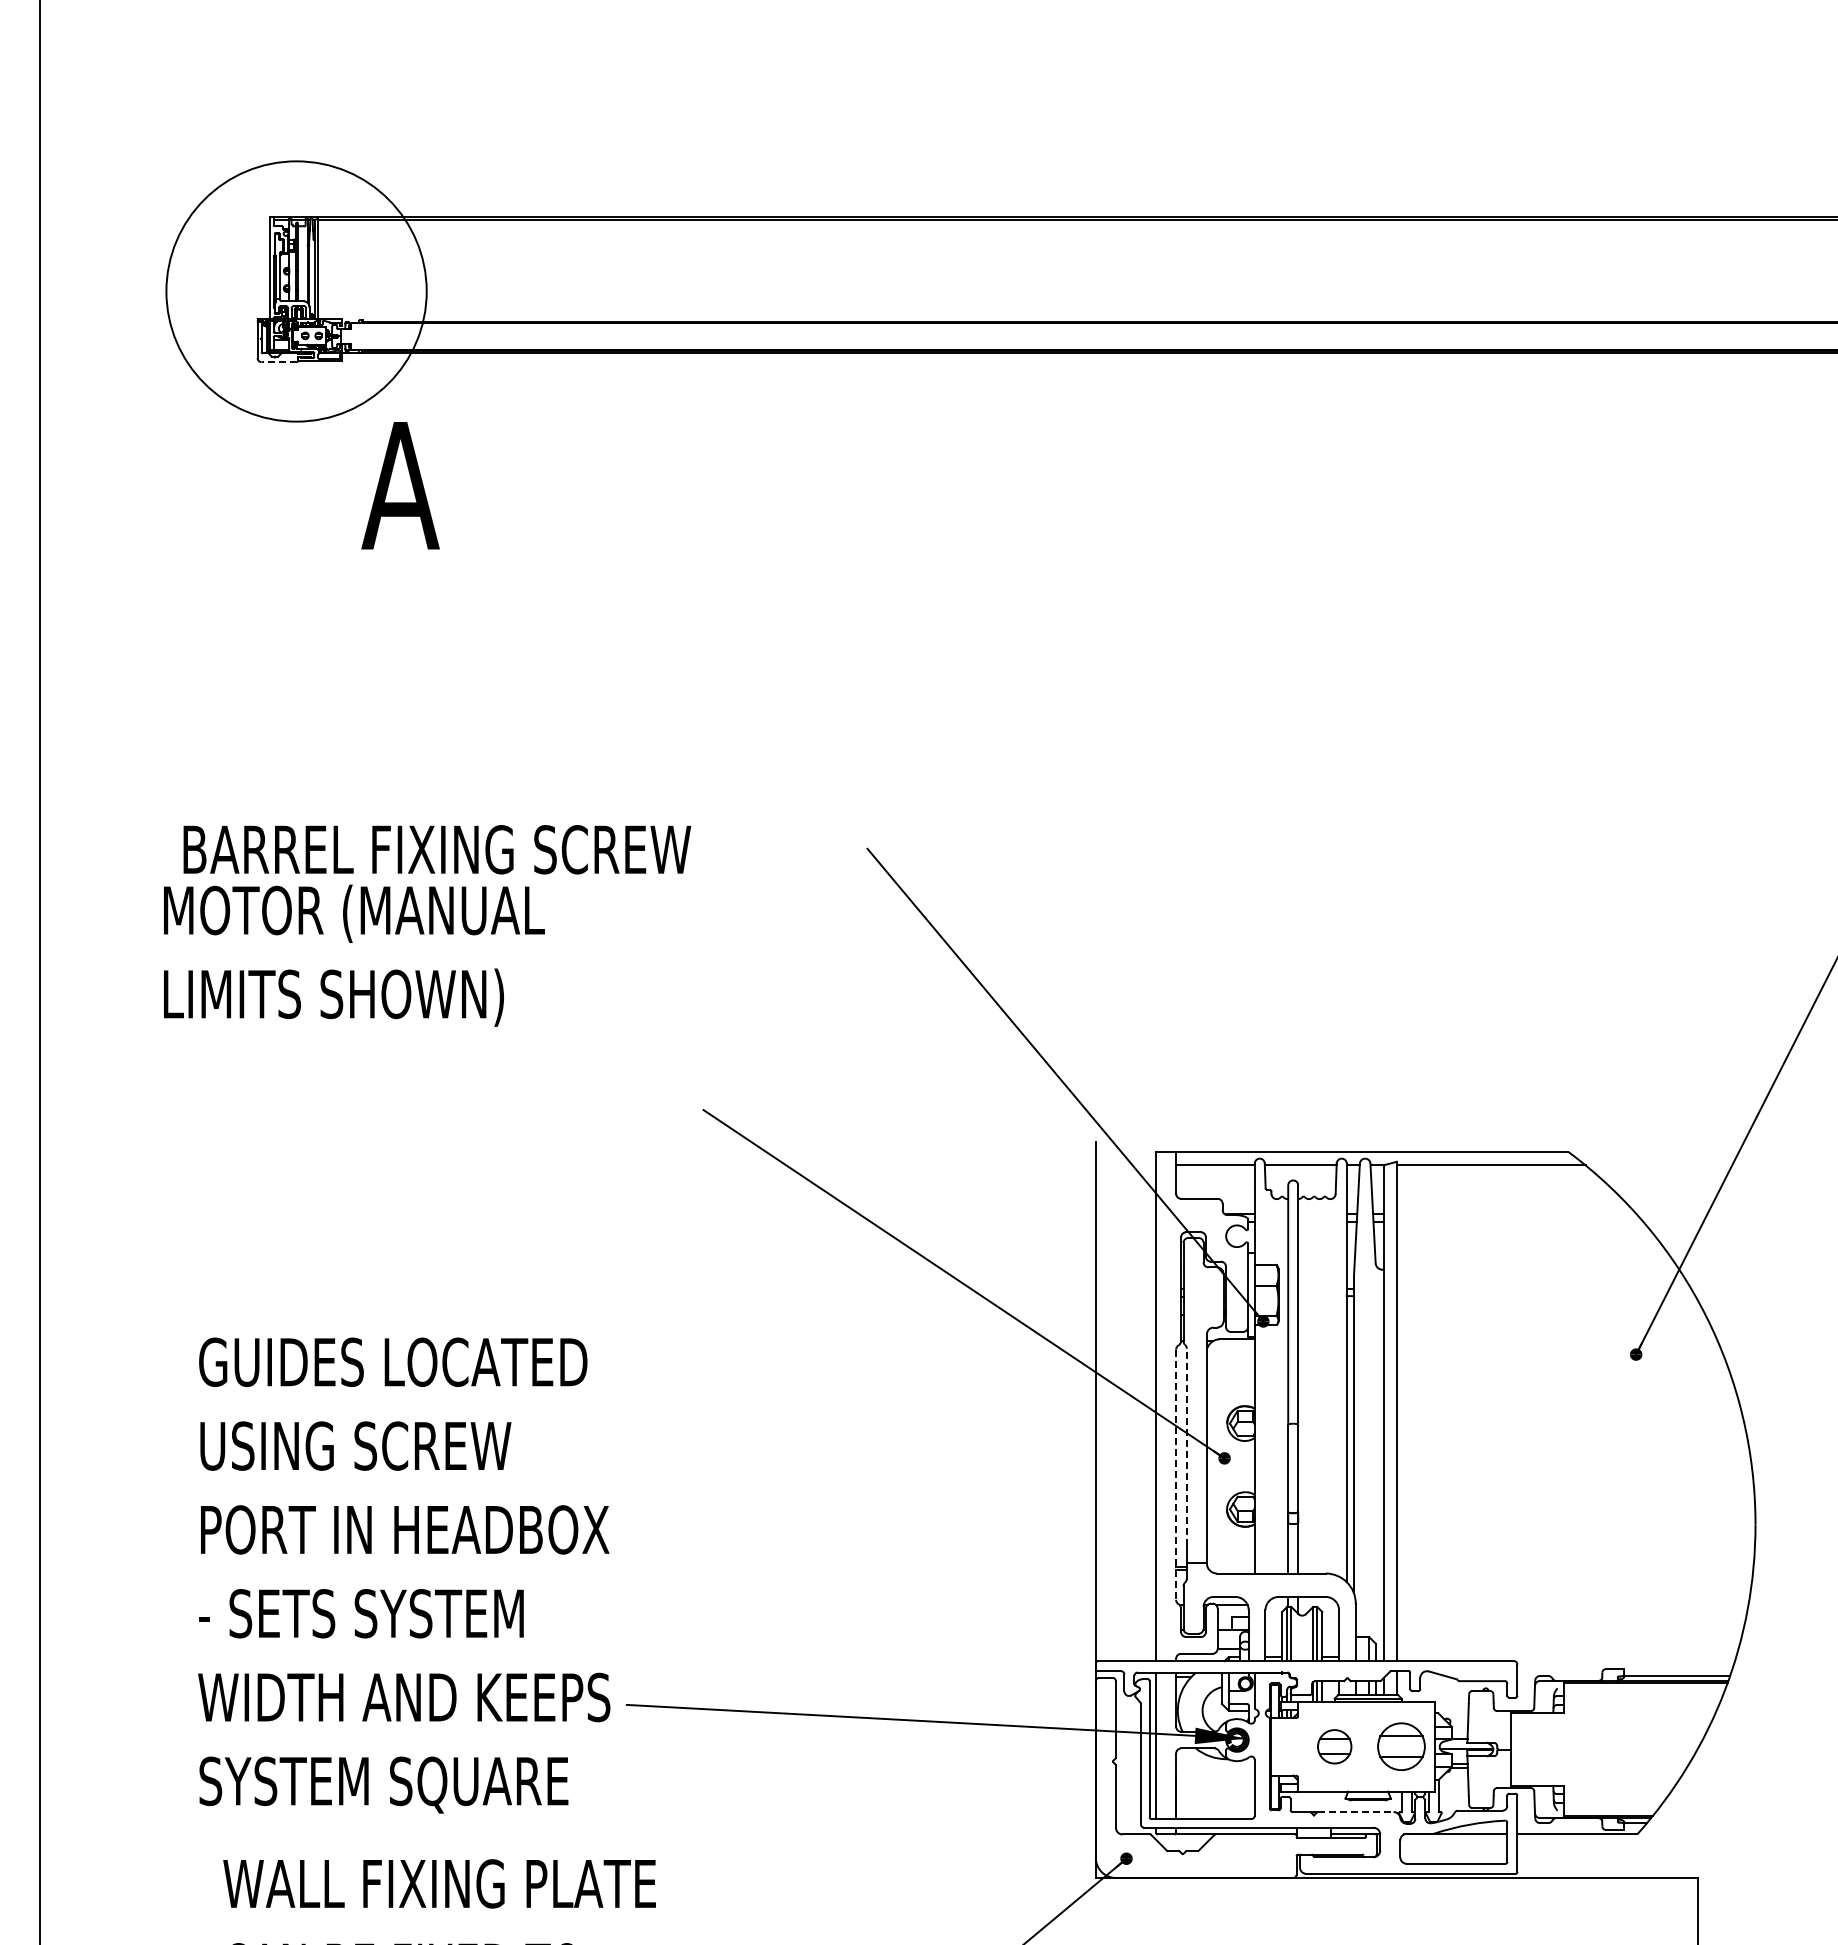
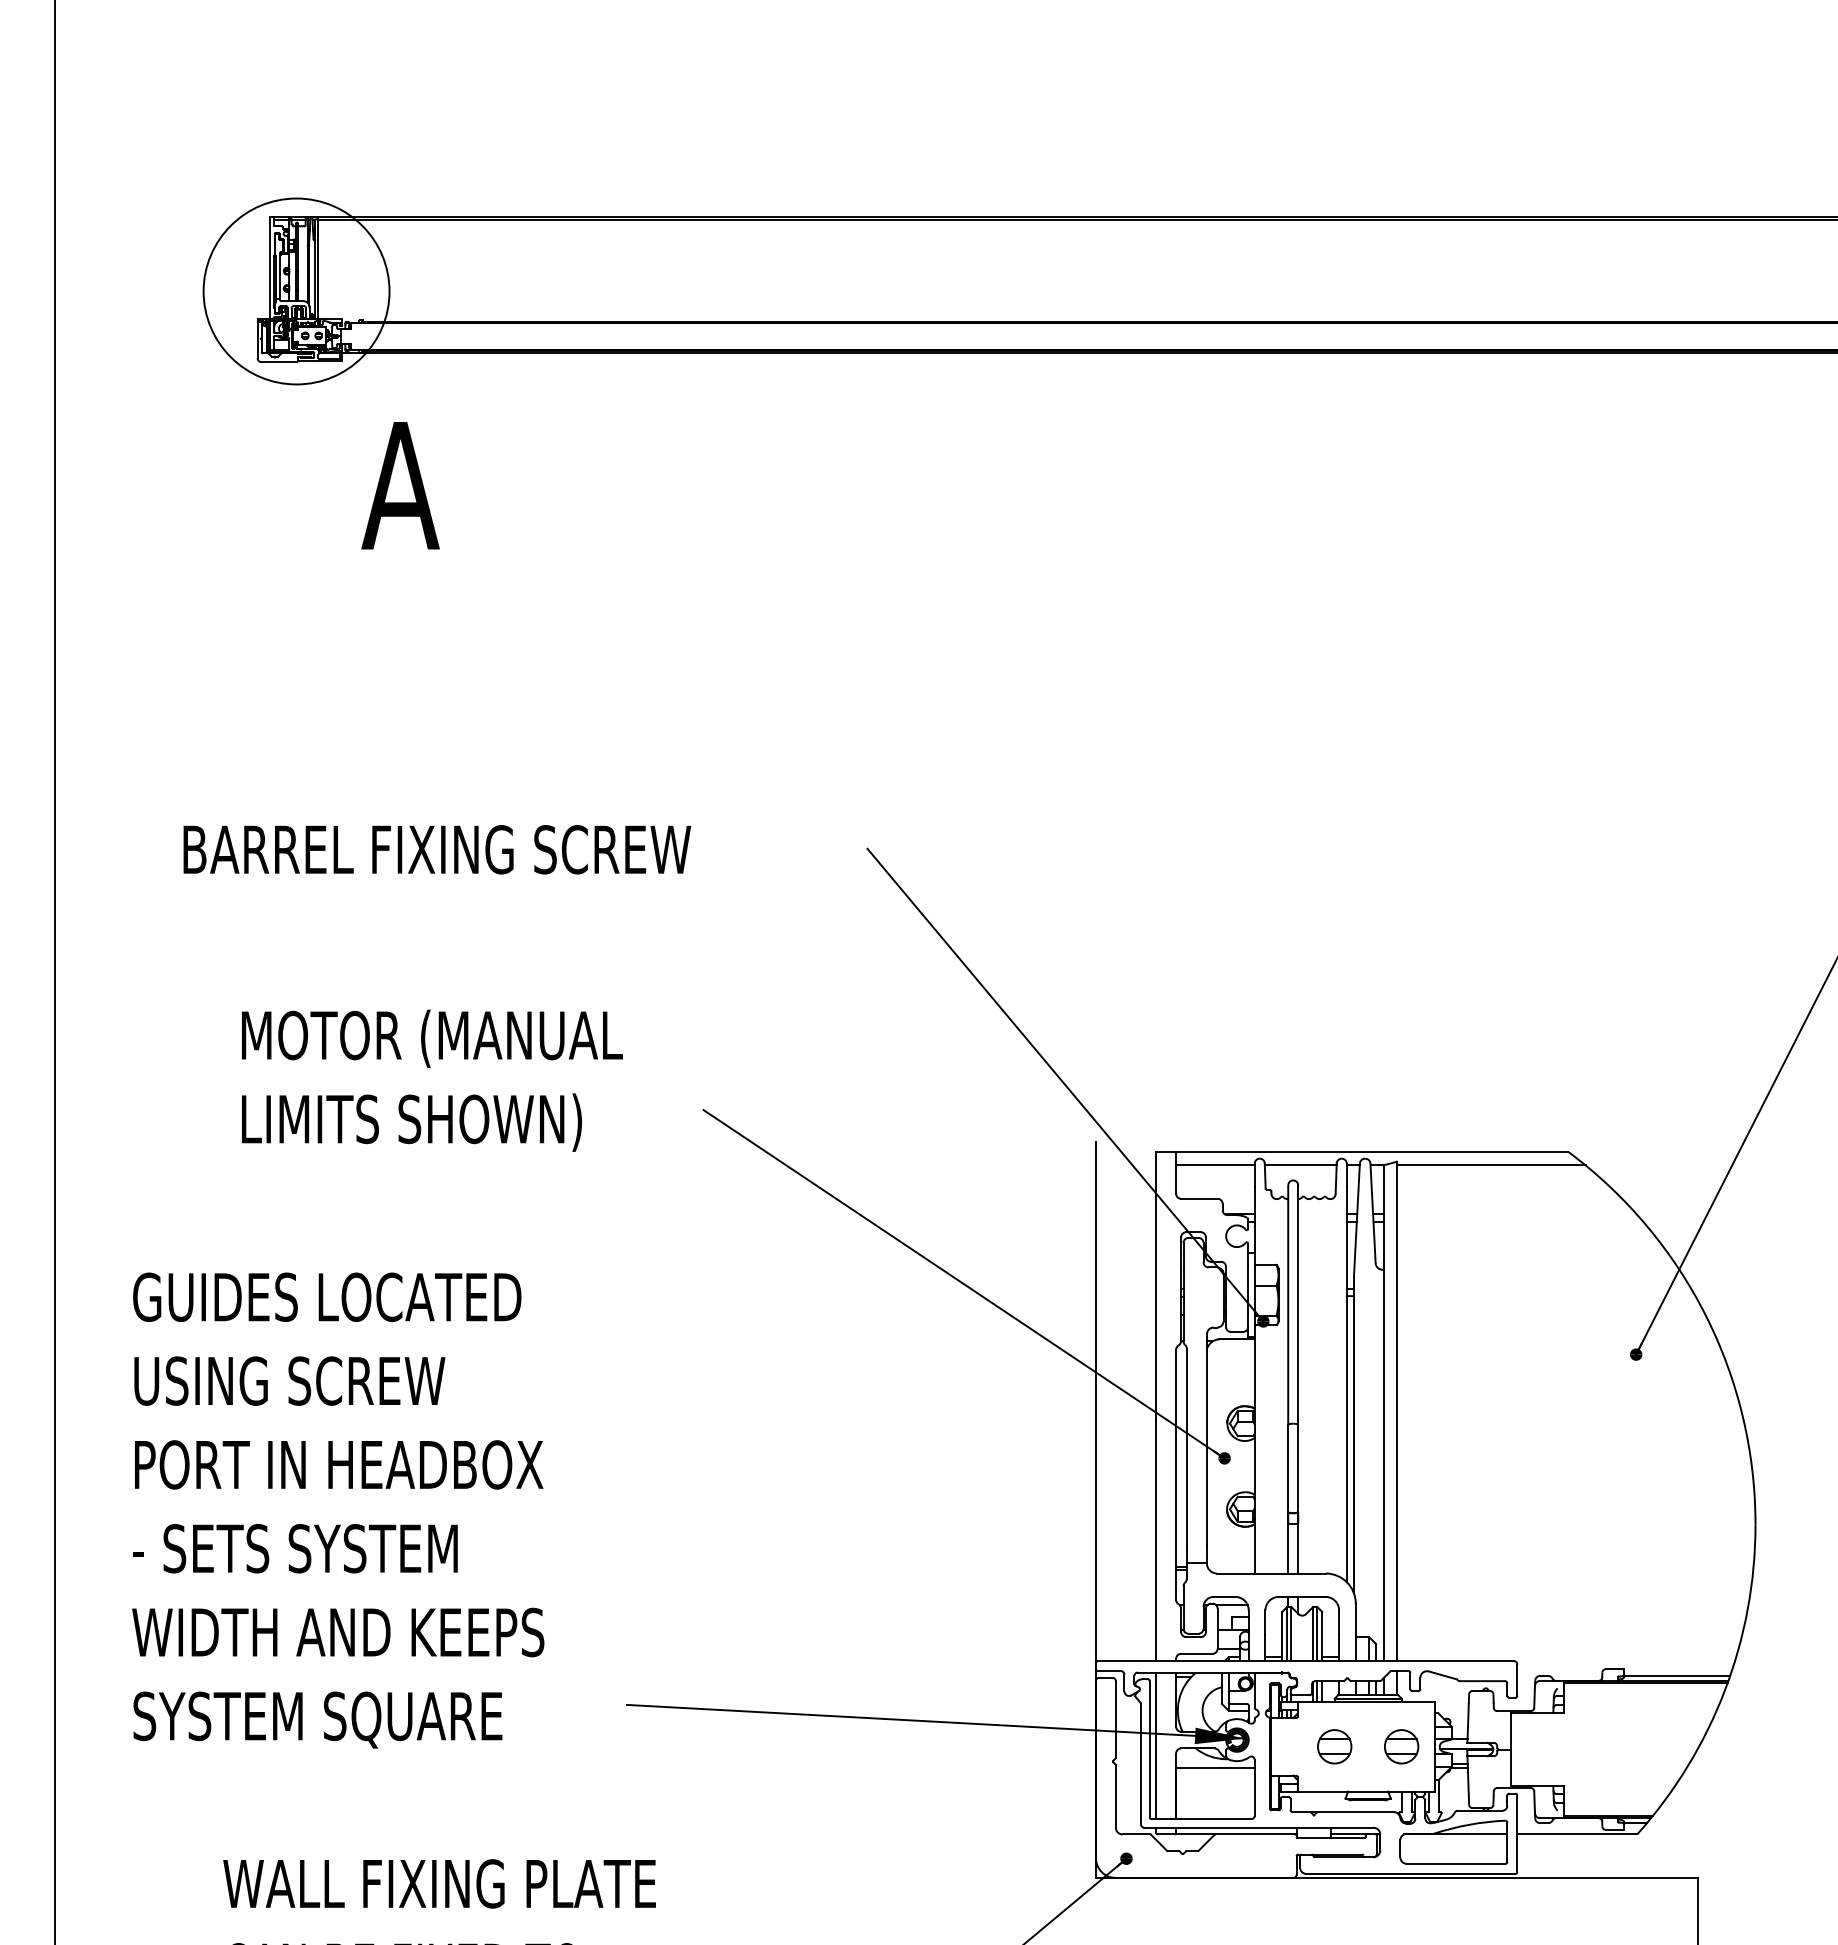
circle diameter: 260 px -> 186 px (296, 291)
line: dashed -> solid (279, 362)
text position: (354, 955) -> (432, 1080) (432, 1080)
line position: (40, 971) -> (55, 971) (55, 971)
line: dashed -> solid (1186, 1447)
line: dashed -> solid (1176, 1475)
text position: (404, 1575) -> (338, 1510) (338, 1510)
part size: 49x49 px -> 36x36 px (1401, 1746)
line: none -> present (1215, 1767)
line: dashed -> solid (1355, 1812)
